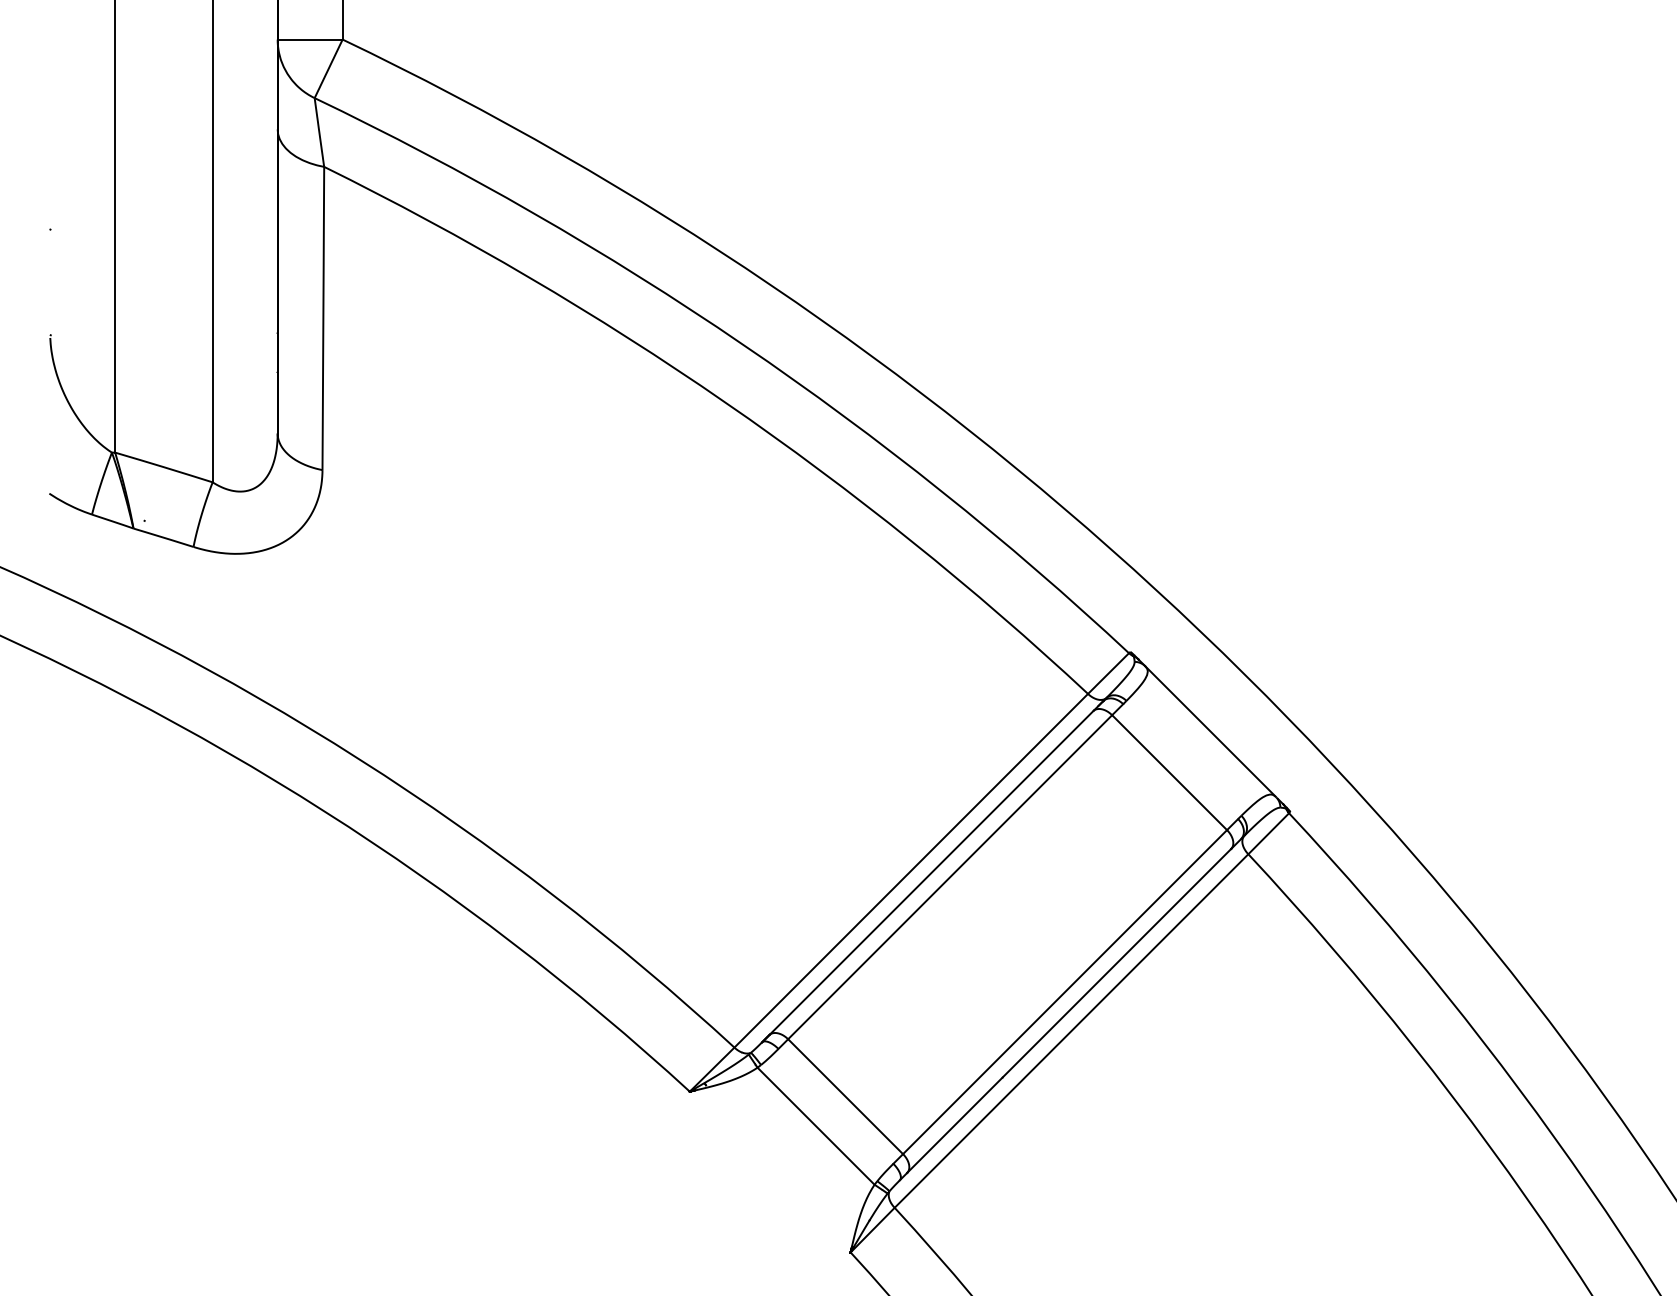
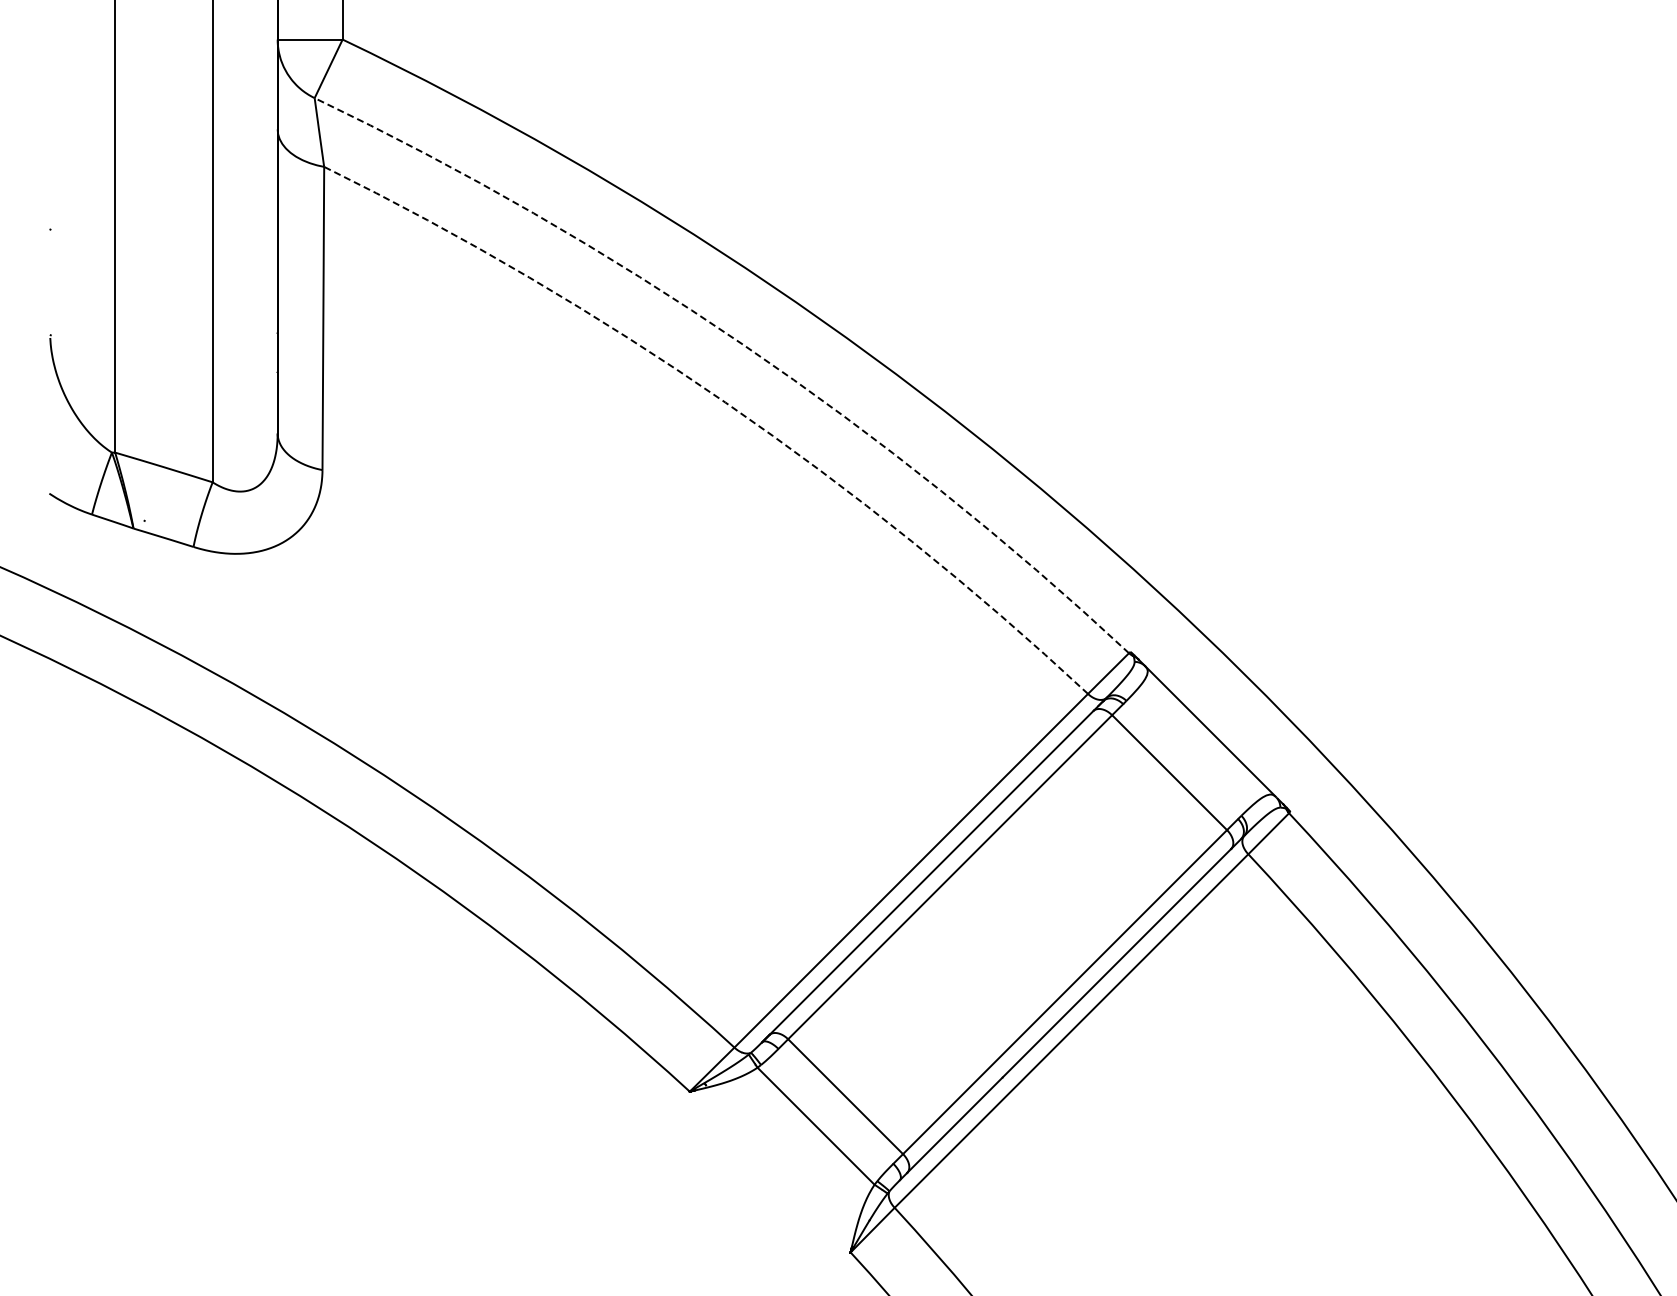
arc: solid -> dashed (743, 344)
arc: solid -> dashed (725, 402)
